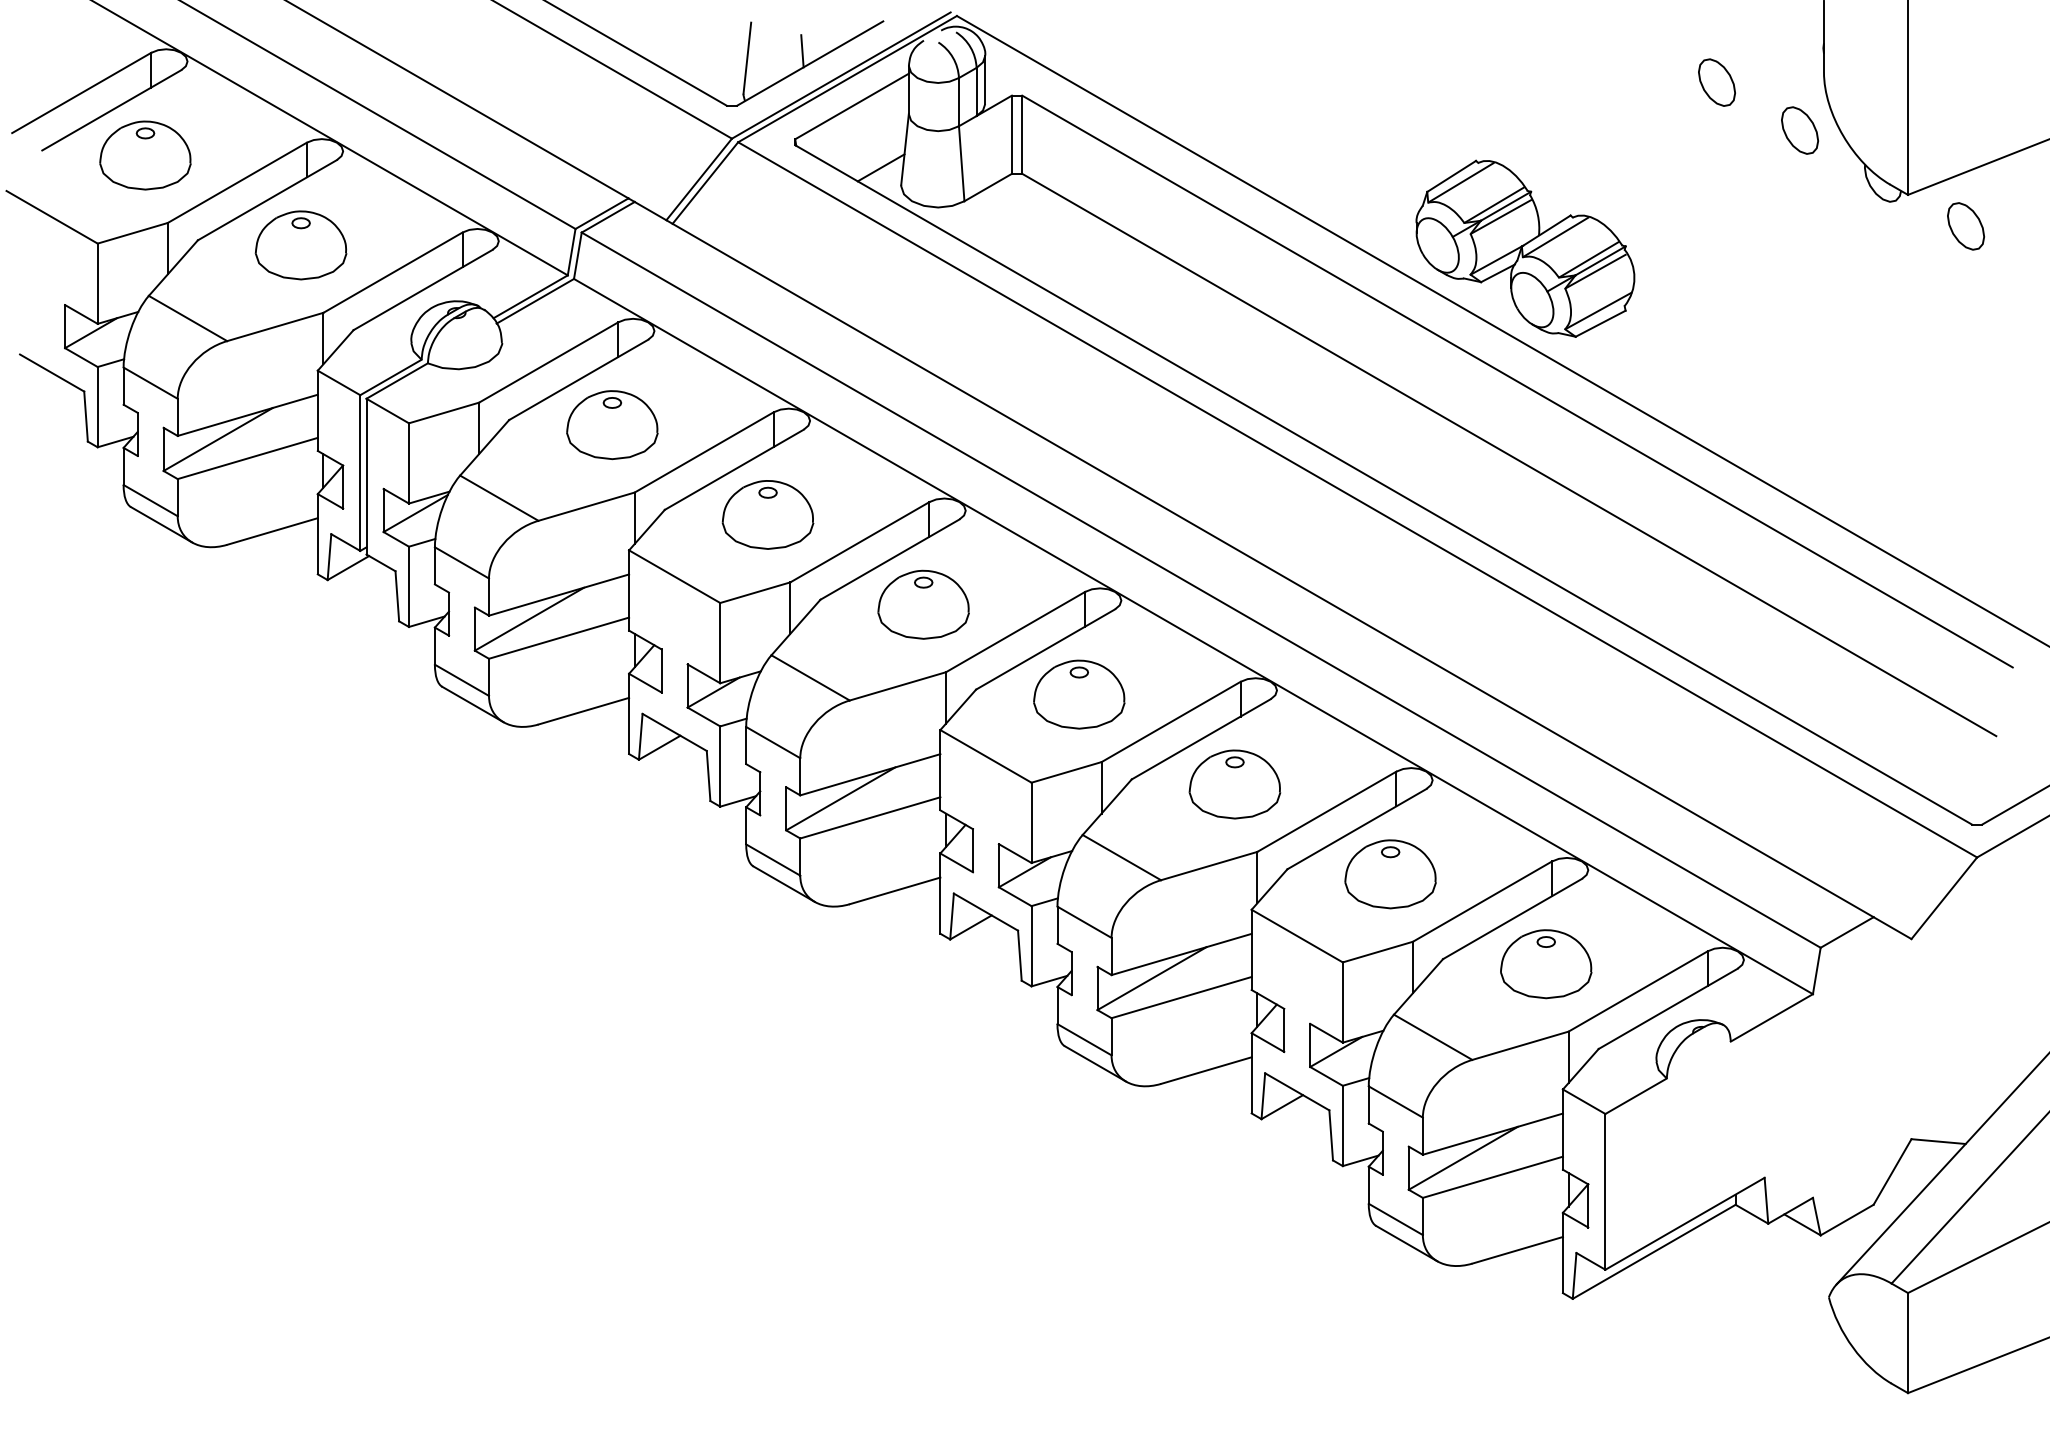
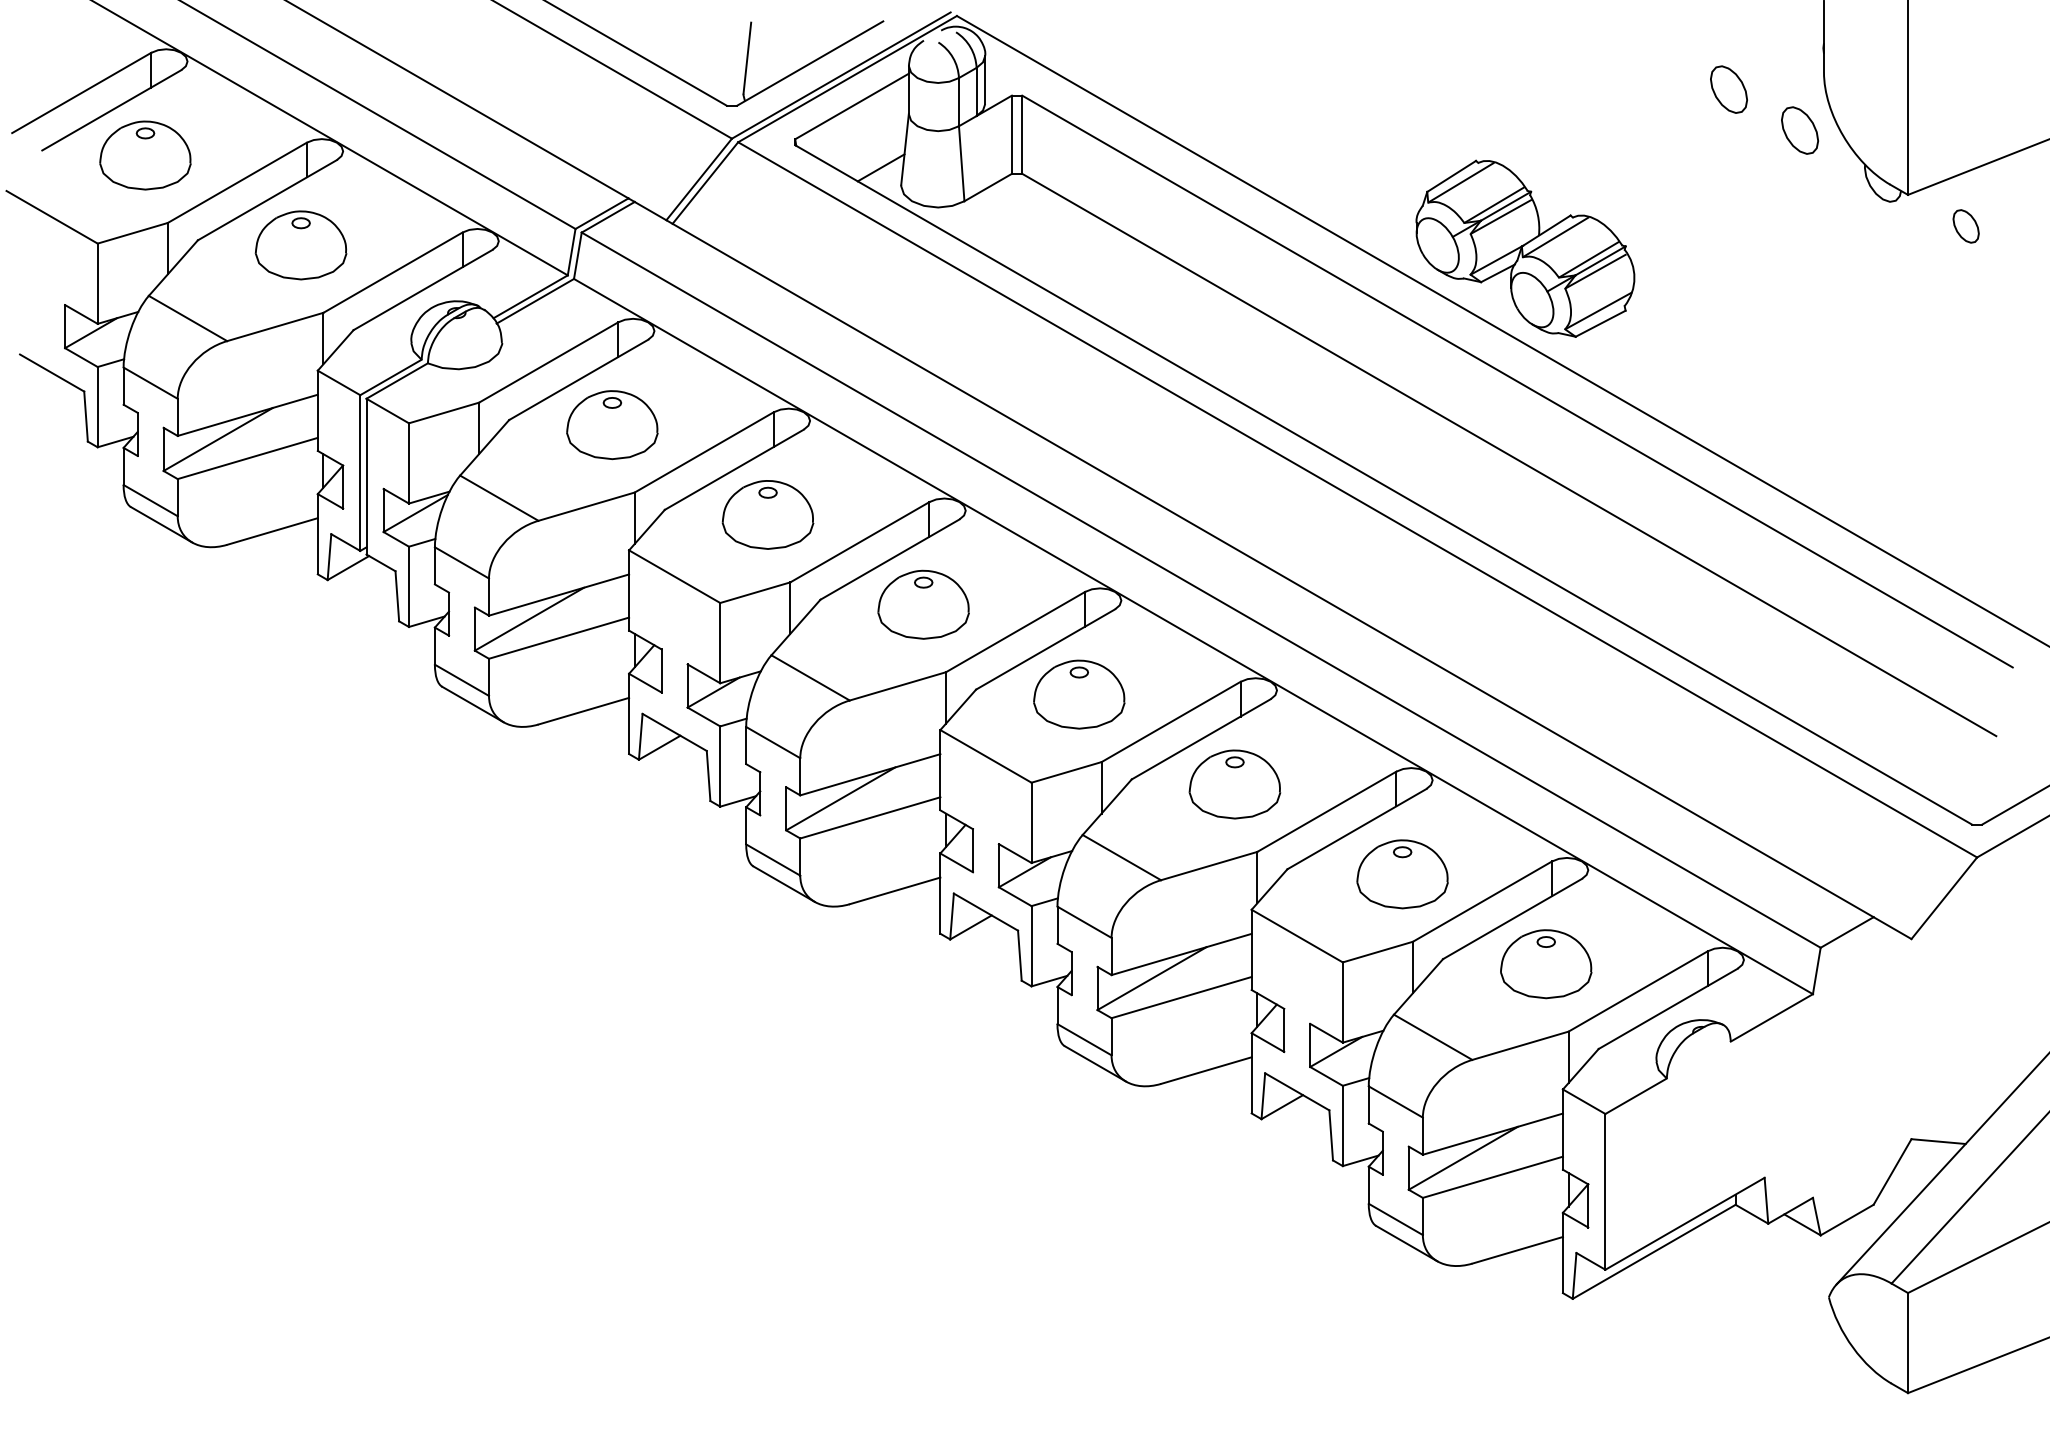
line: present -> none (802, 51)
part position: (1716, 82) -> (1728, 89) (1728, 89)
part size: 39x49 px -> 28x35 px (1965, 226)
part position: (1390, 874) -> (1402, 874) (1402, 874)
